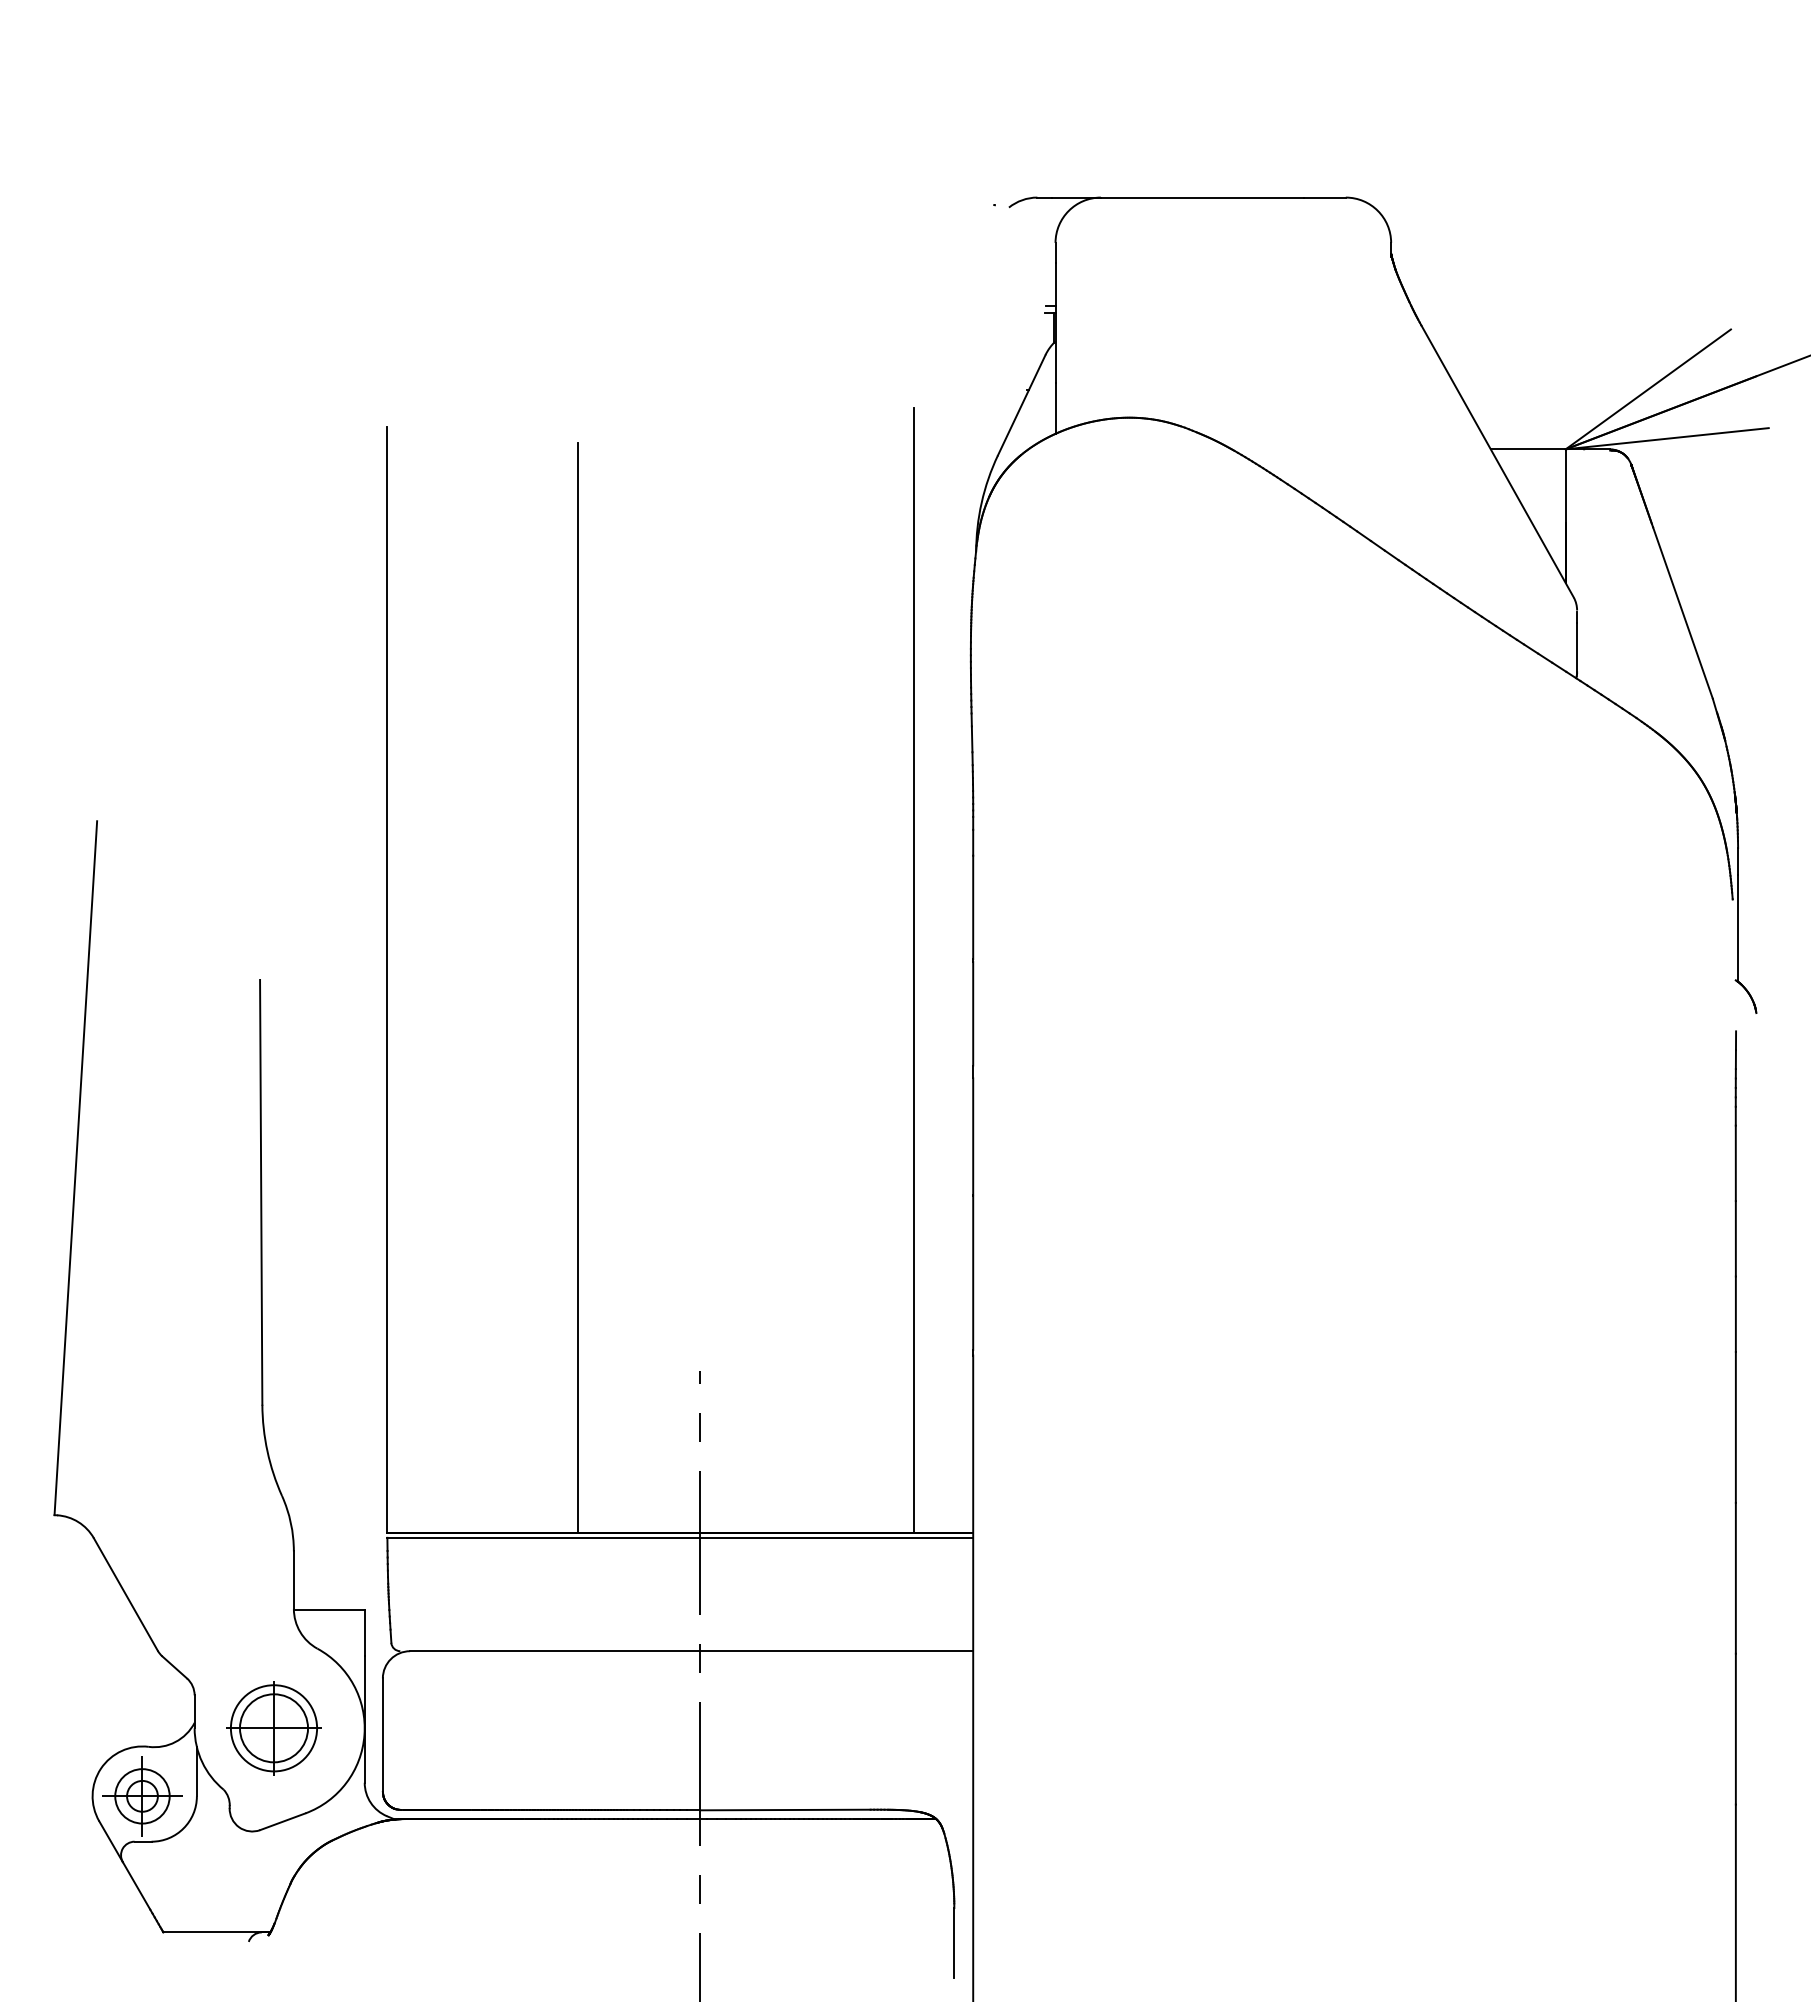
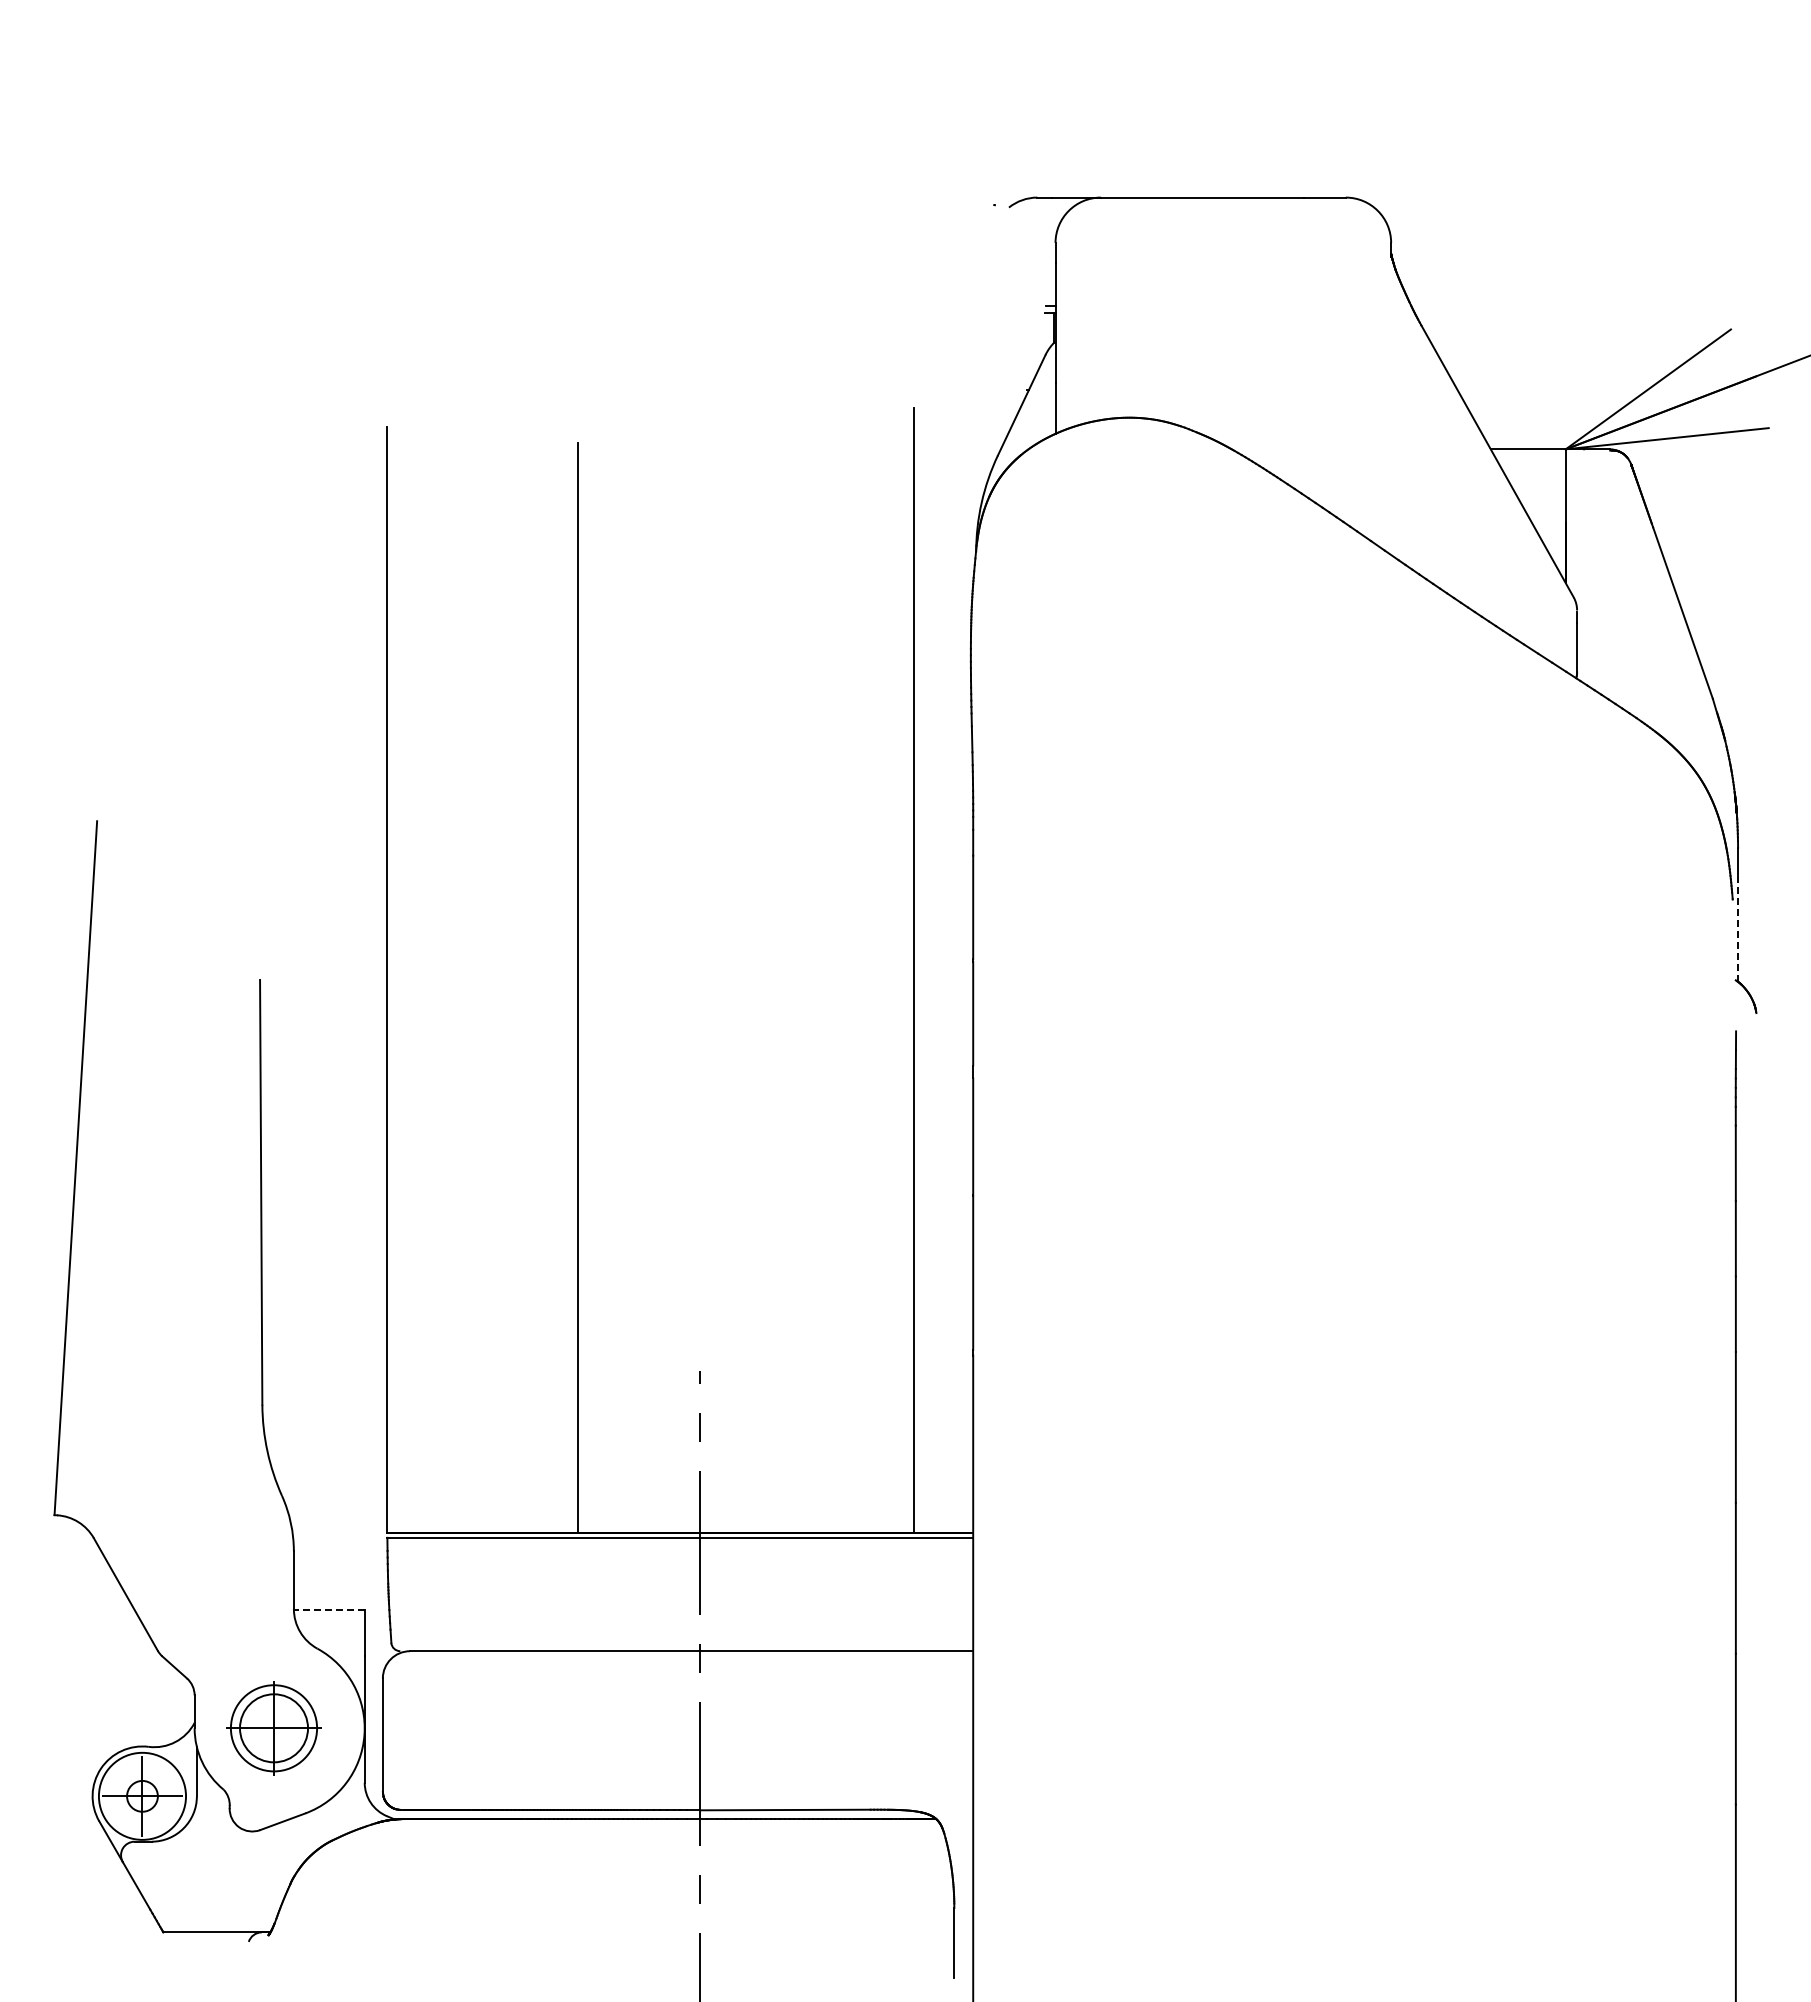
line: solid -> dashed (1738, 928)
line: solid -> dashed (328, 1610)
circle diameter: 54 px -> 87 px (142, 1795)
